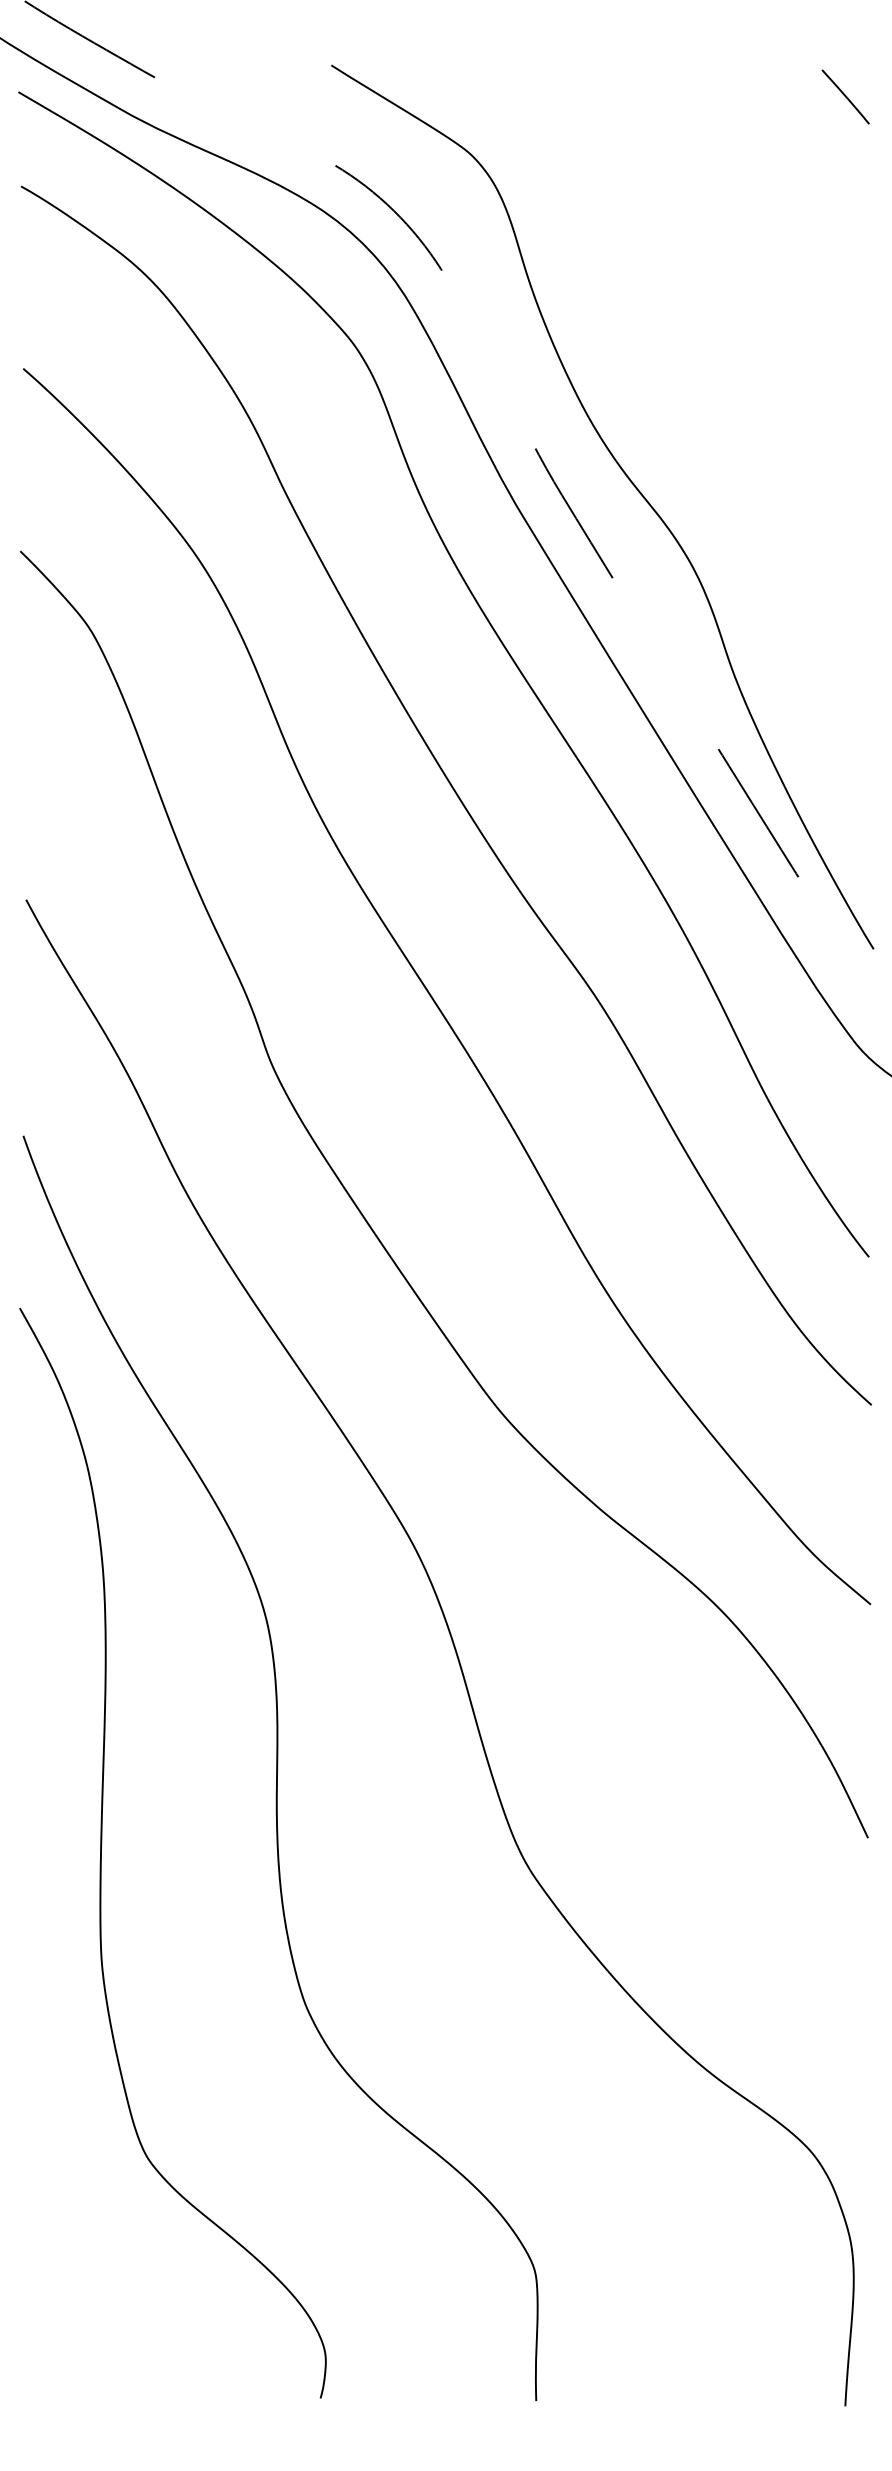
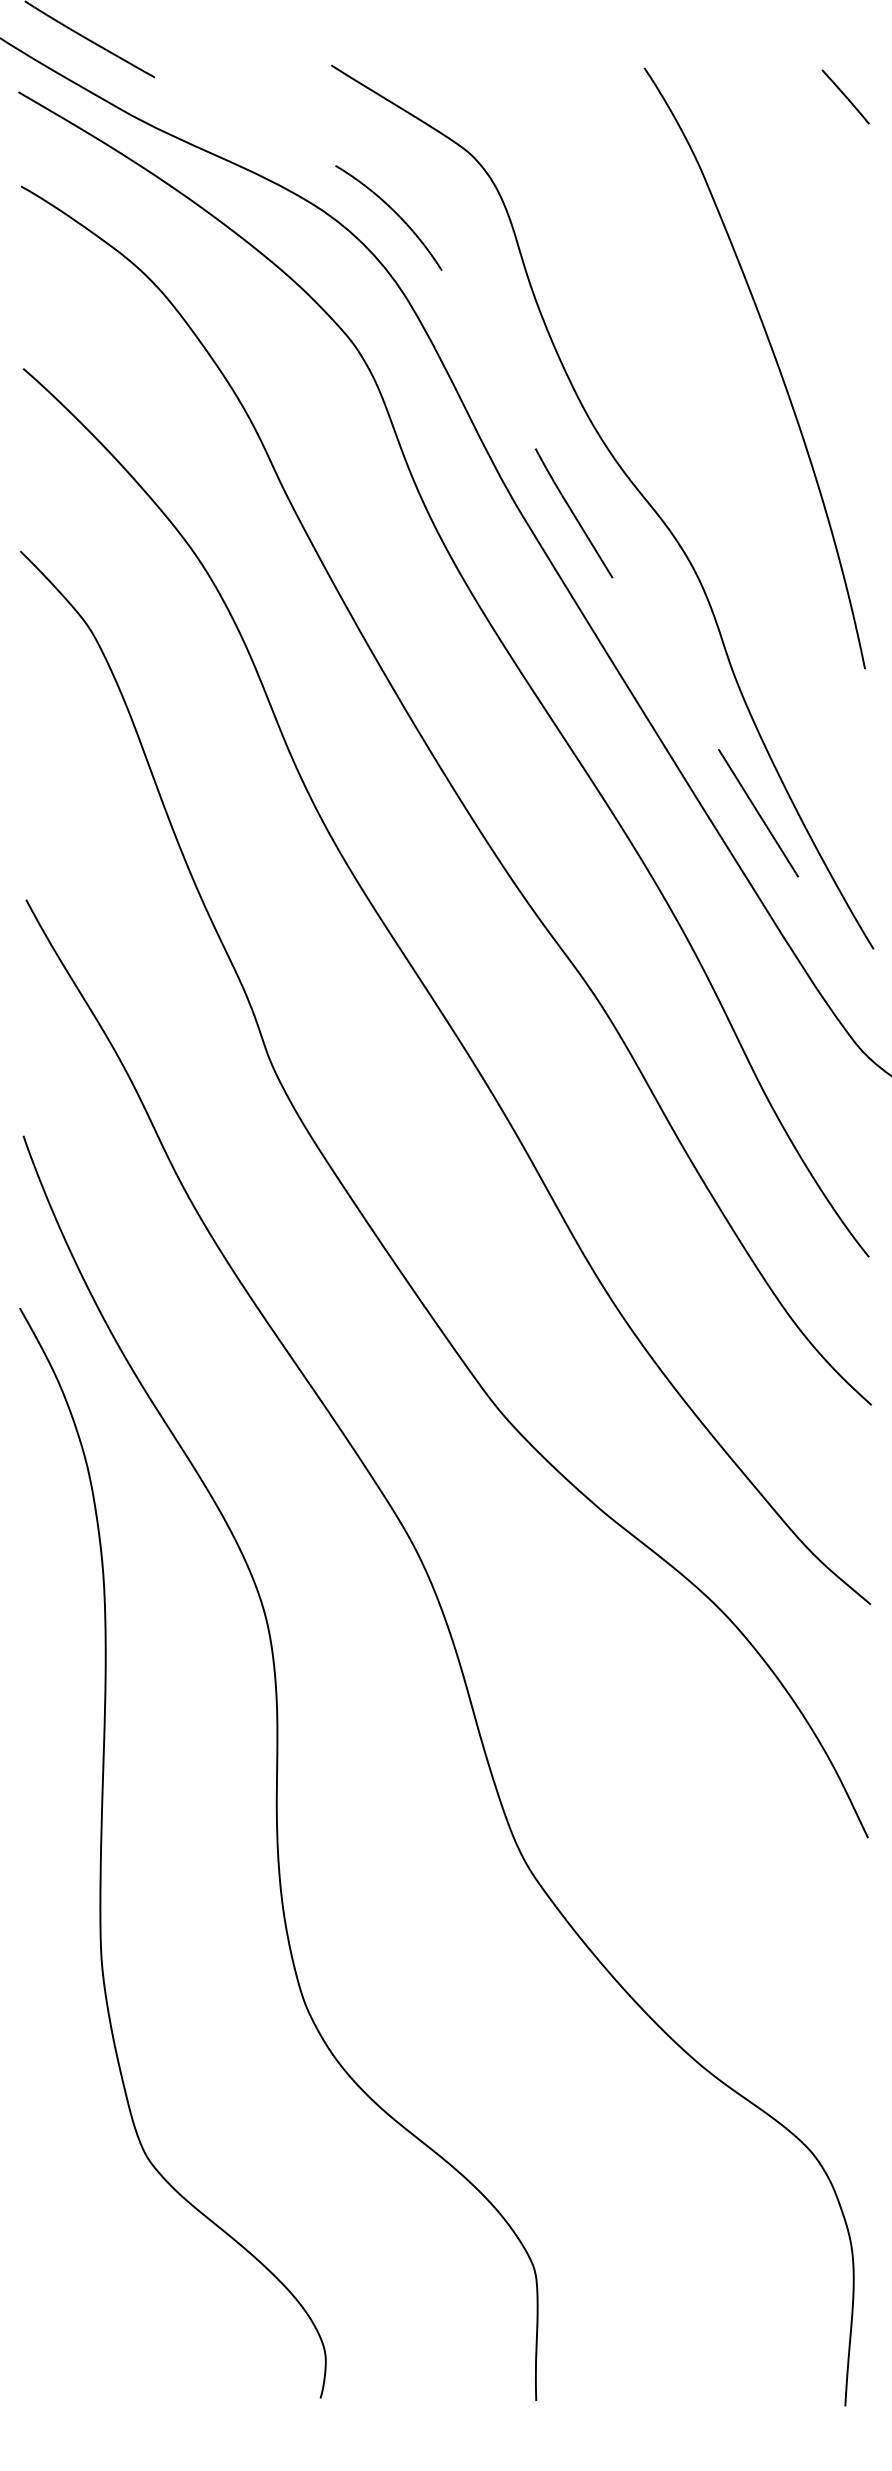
curve: none -> present (775, 361)
